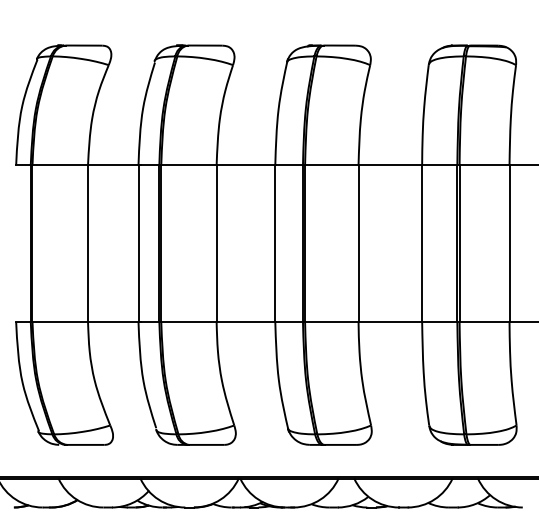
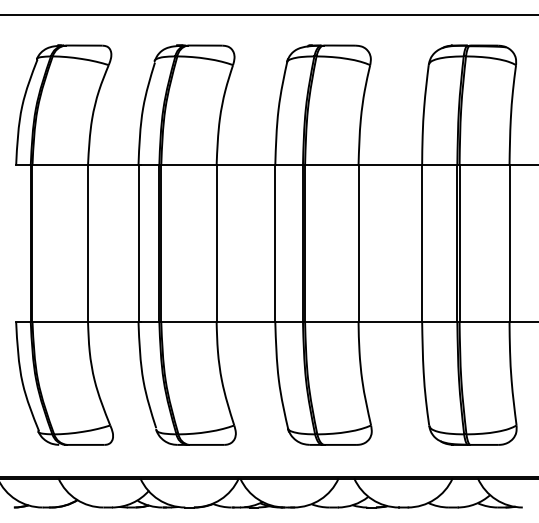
line: none -> present (268, 15)
